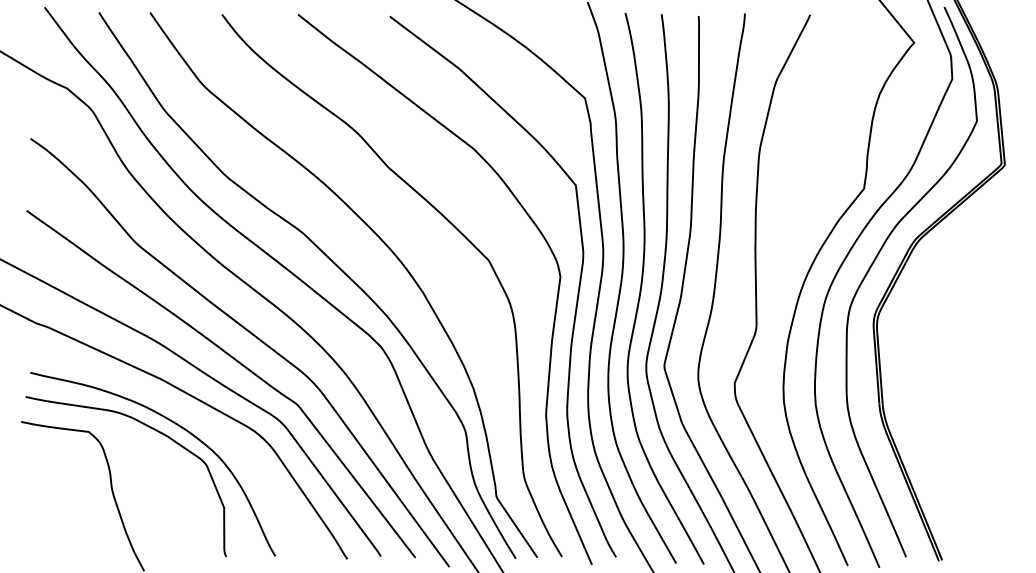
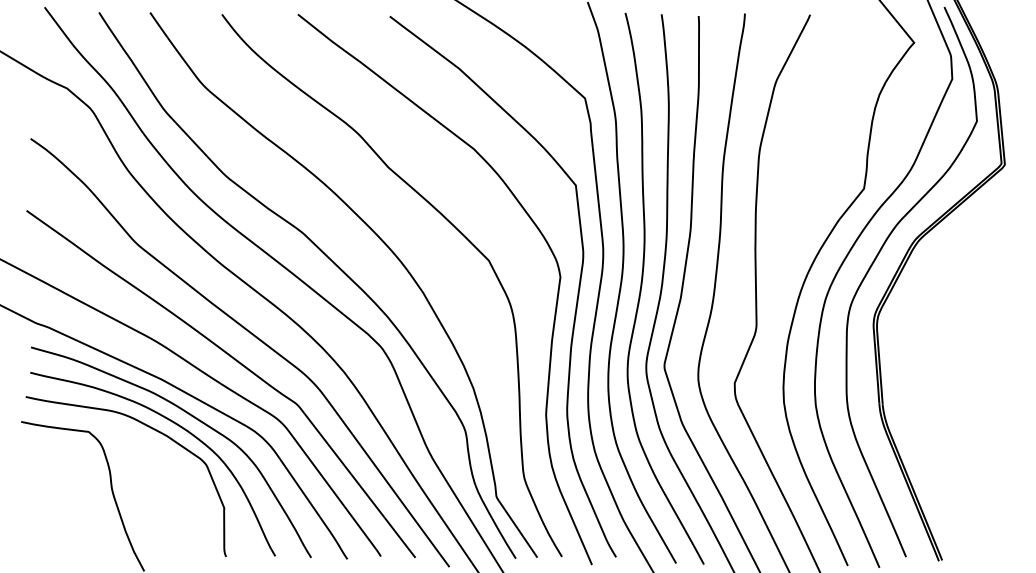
curve: none -> present (192, 417)
